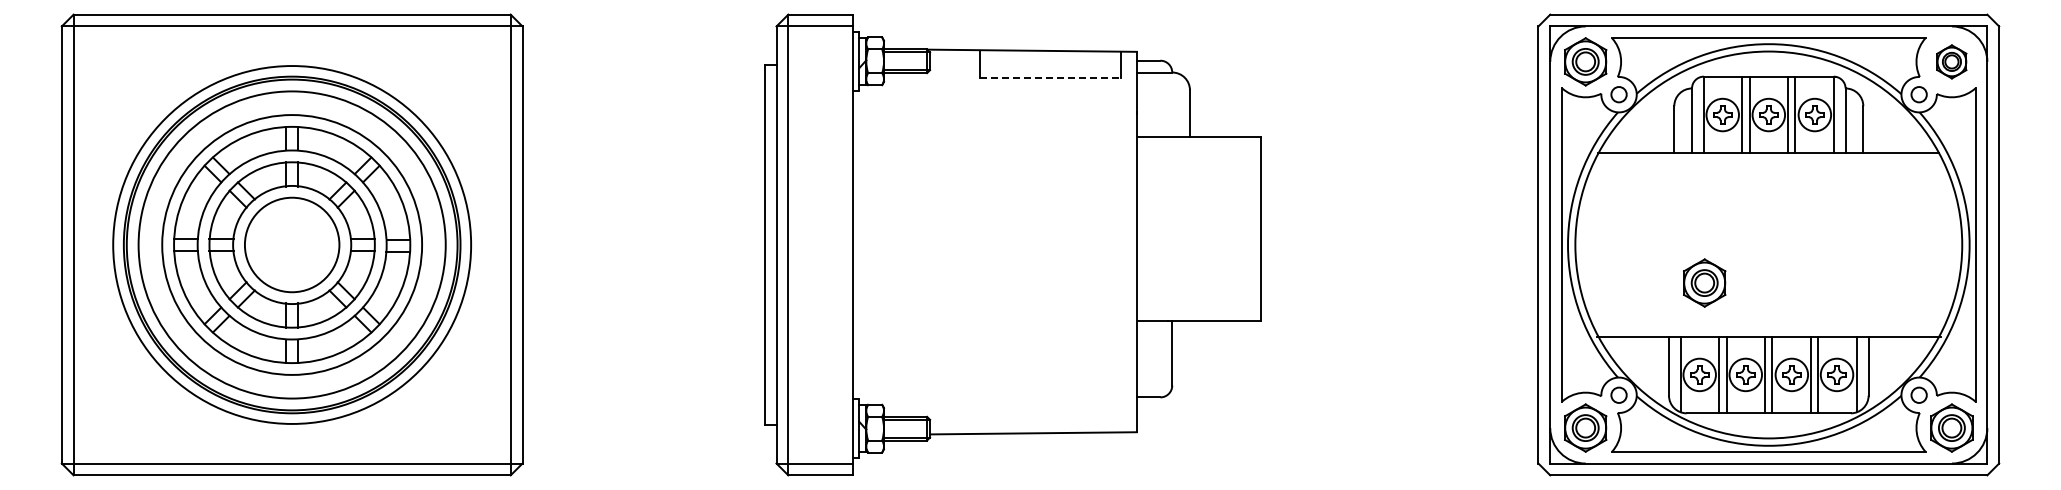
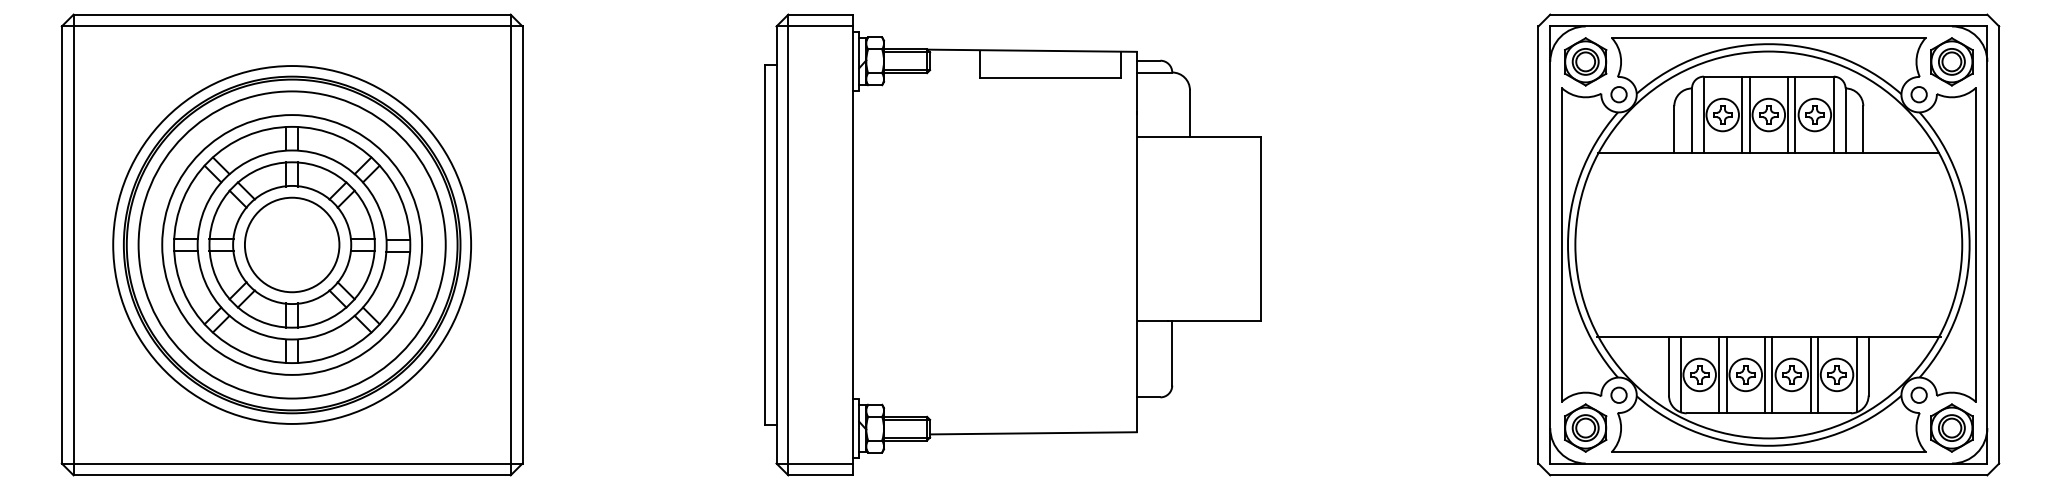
part size: 32x36 px -> 44x50 px (1951, 61)
line: dashed -> solid (1050, 78)
part: present -> none (1704, 282)
